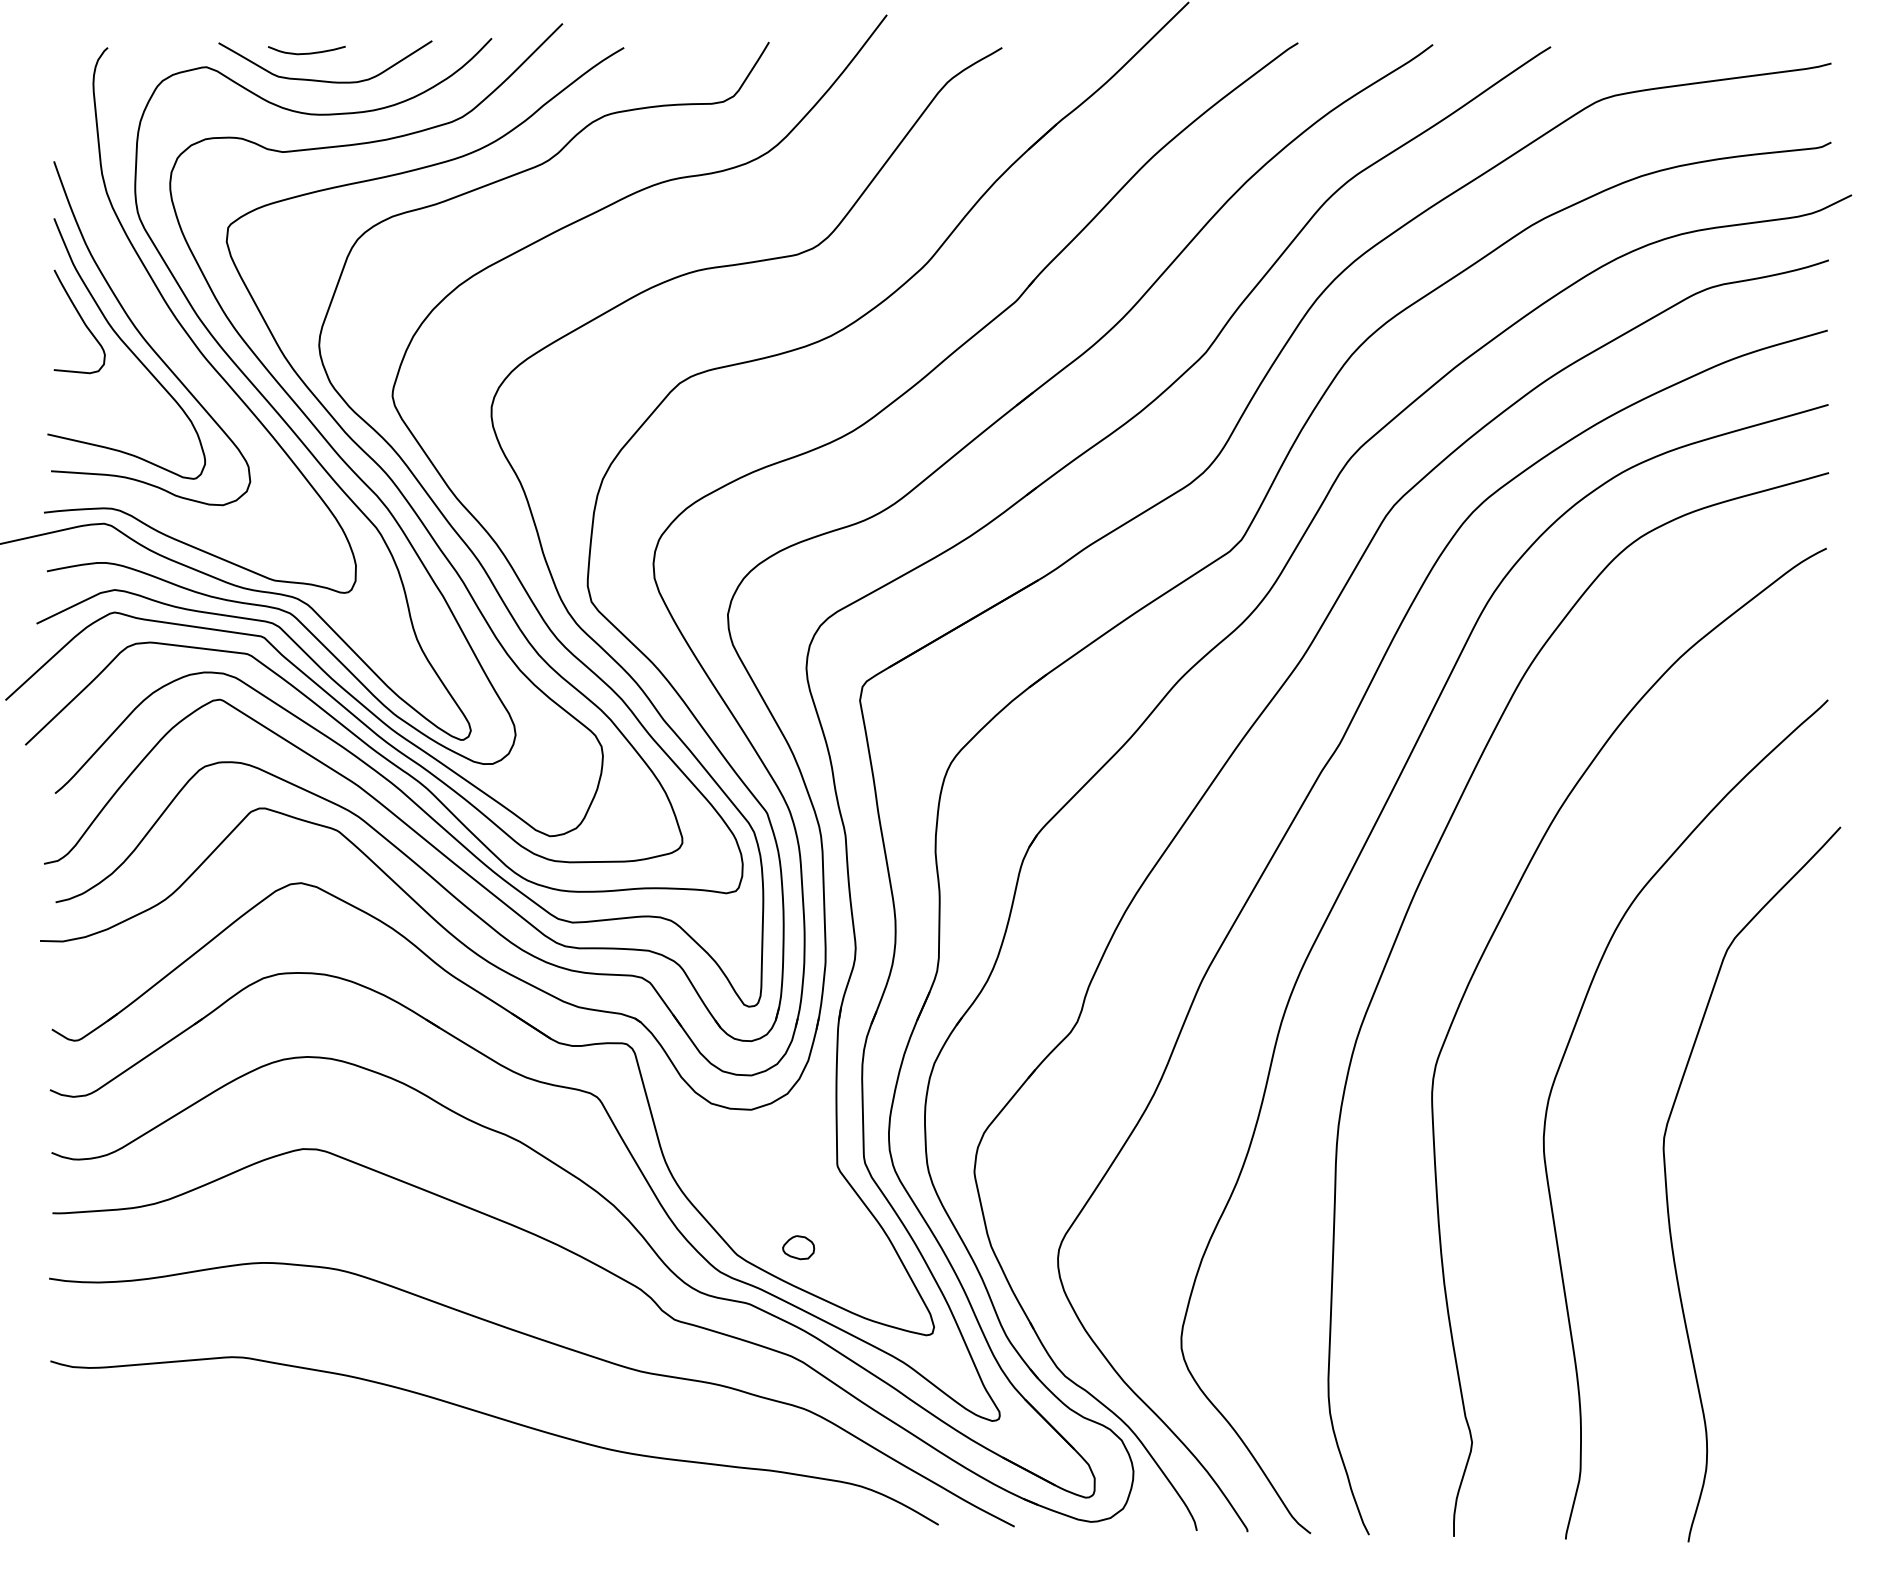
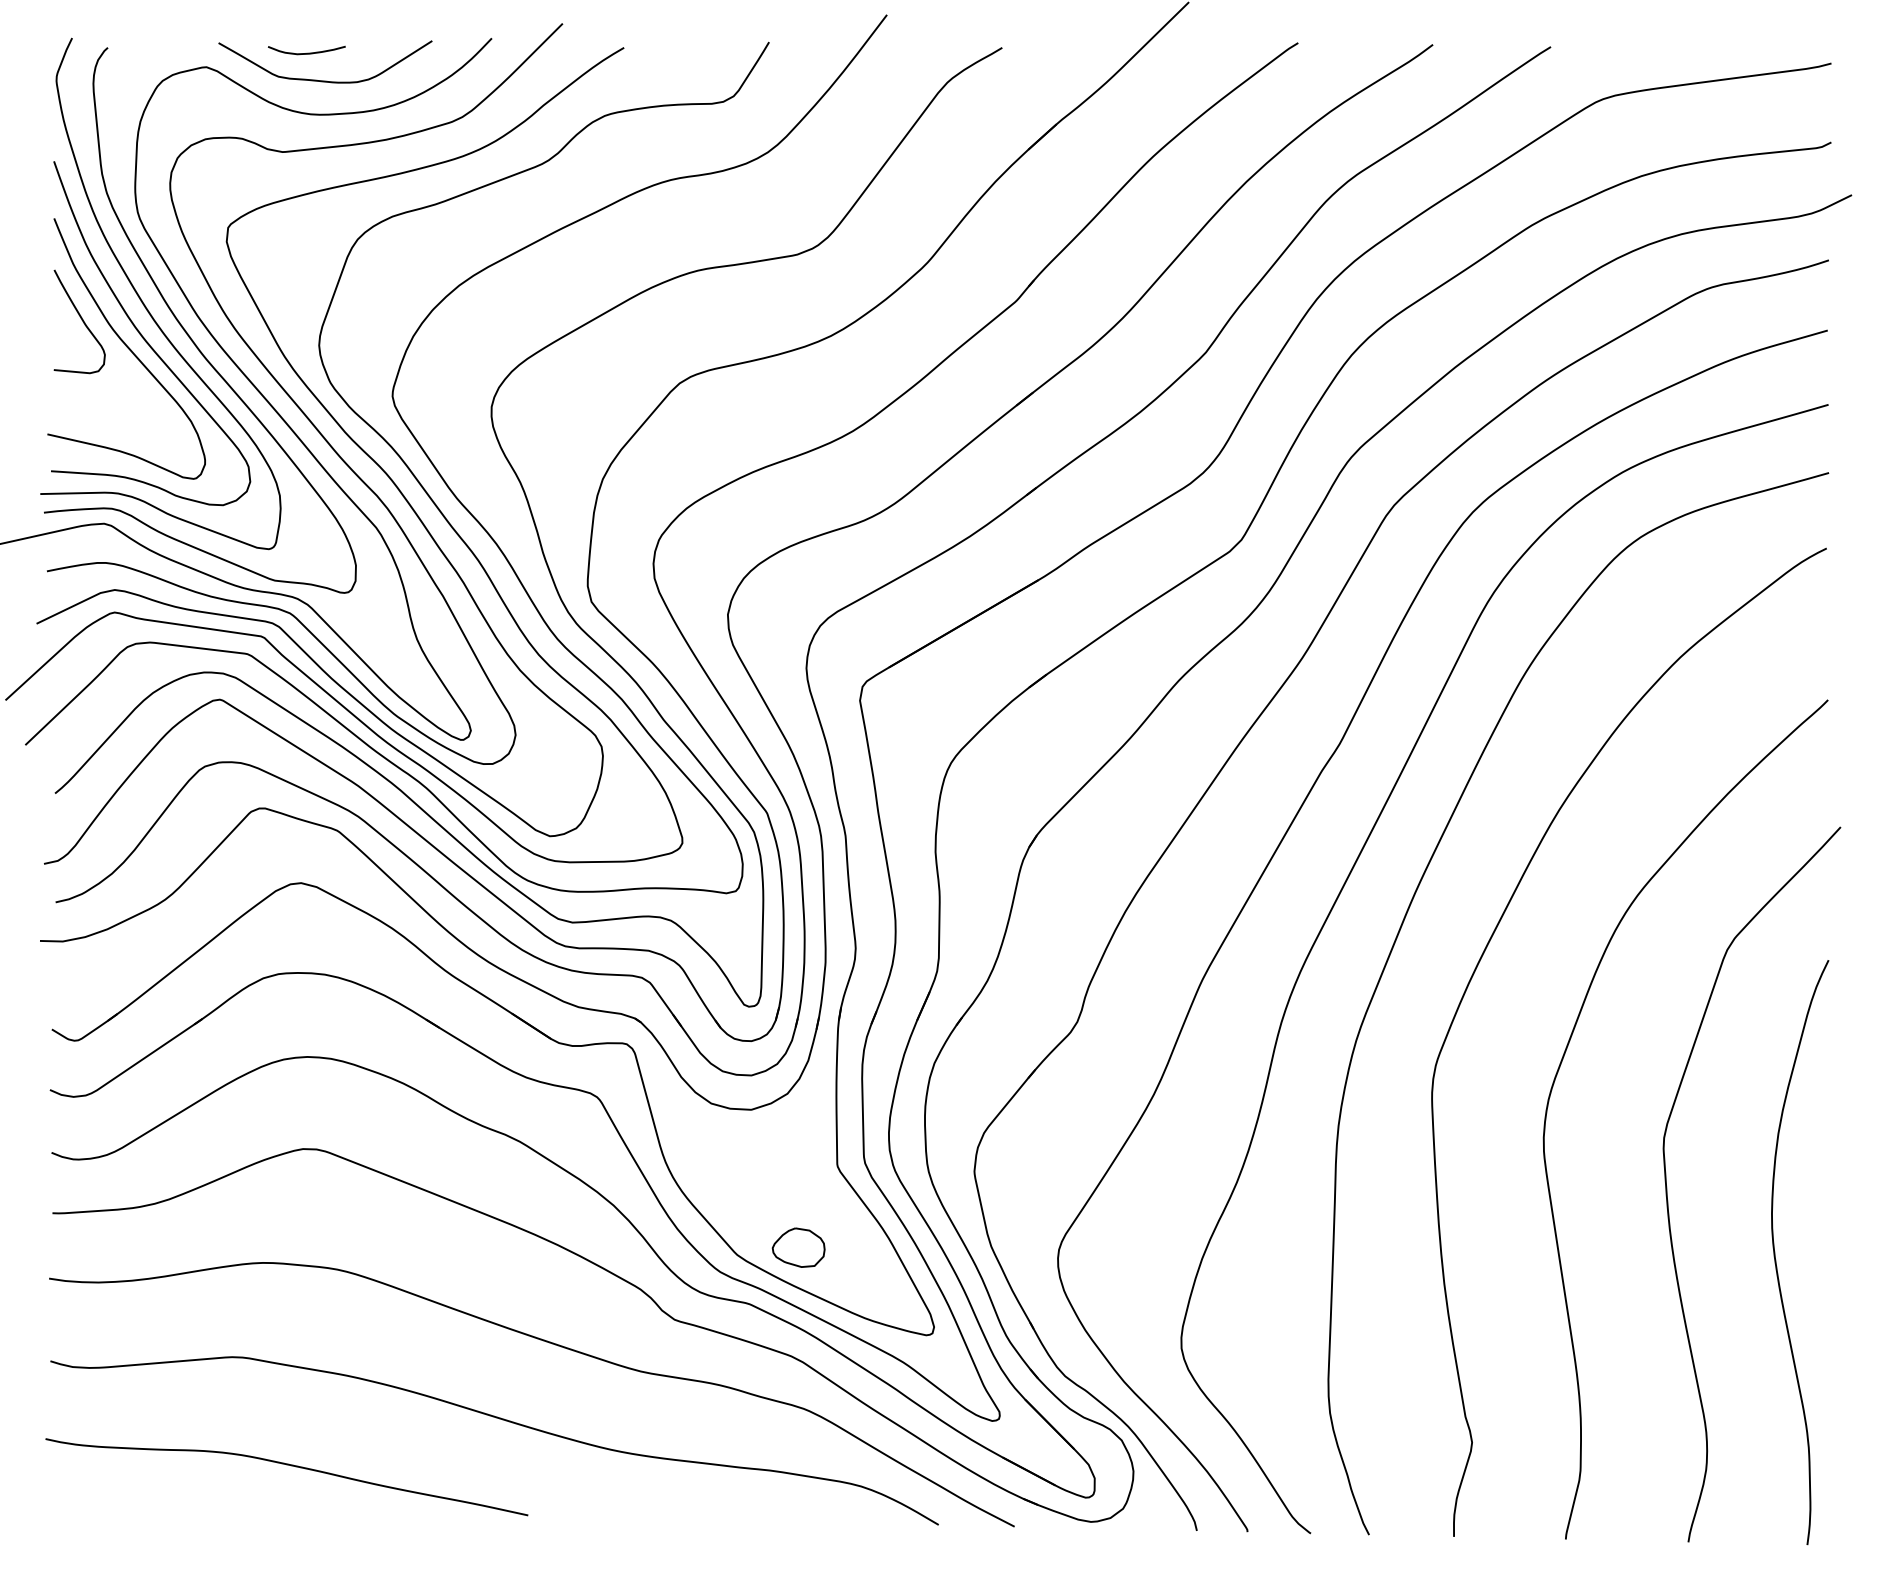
curve: none -> present (144, 303)
part size: 34x26 px -> 55x41 px (798, 1247)
curve: none -> present (1775, 1252)
curve: none -> present (286, 1465)
